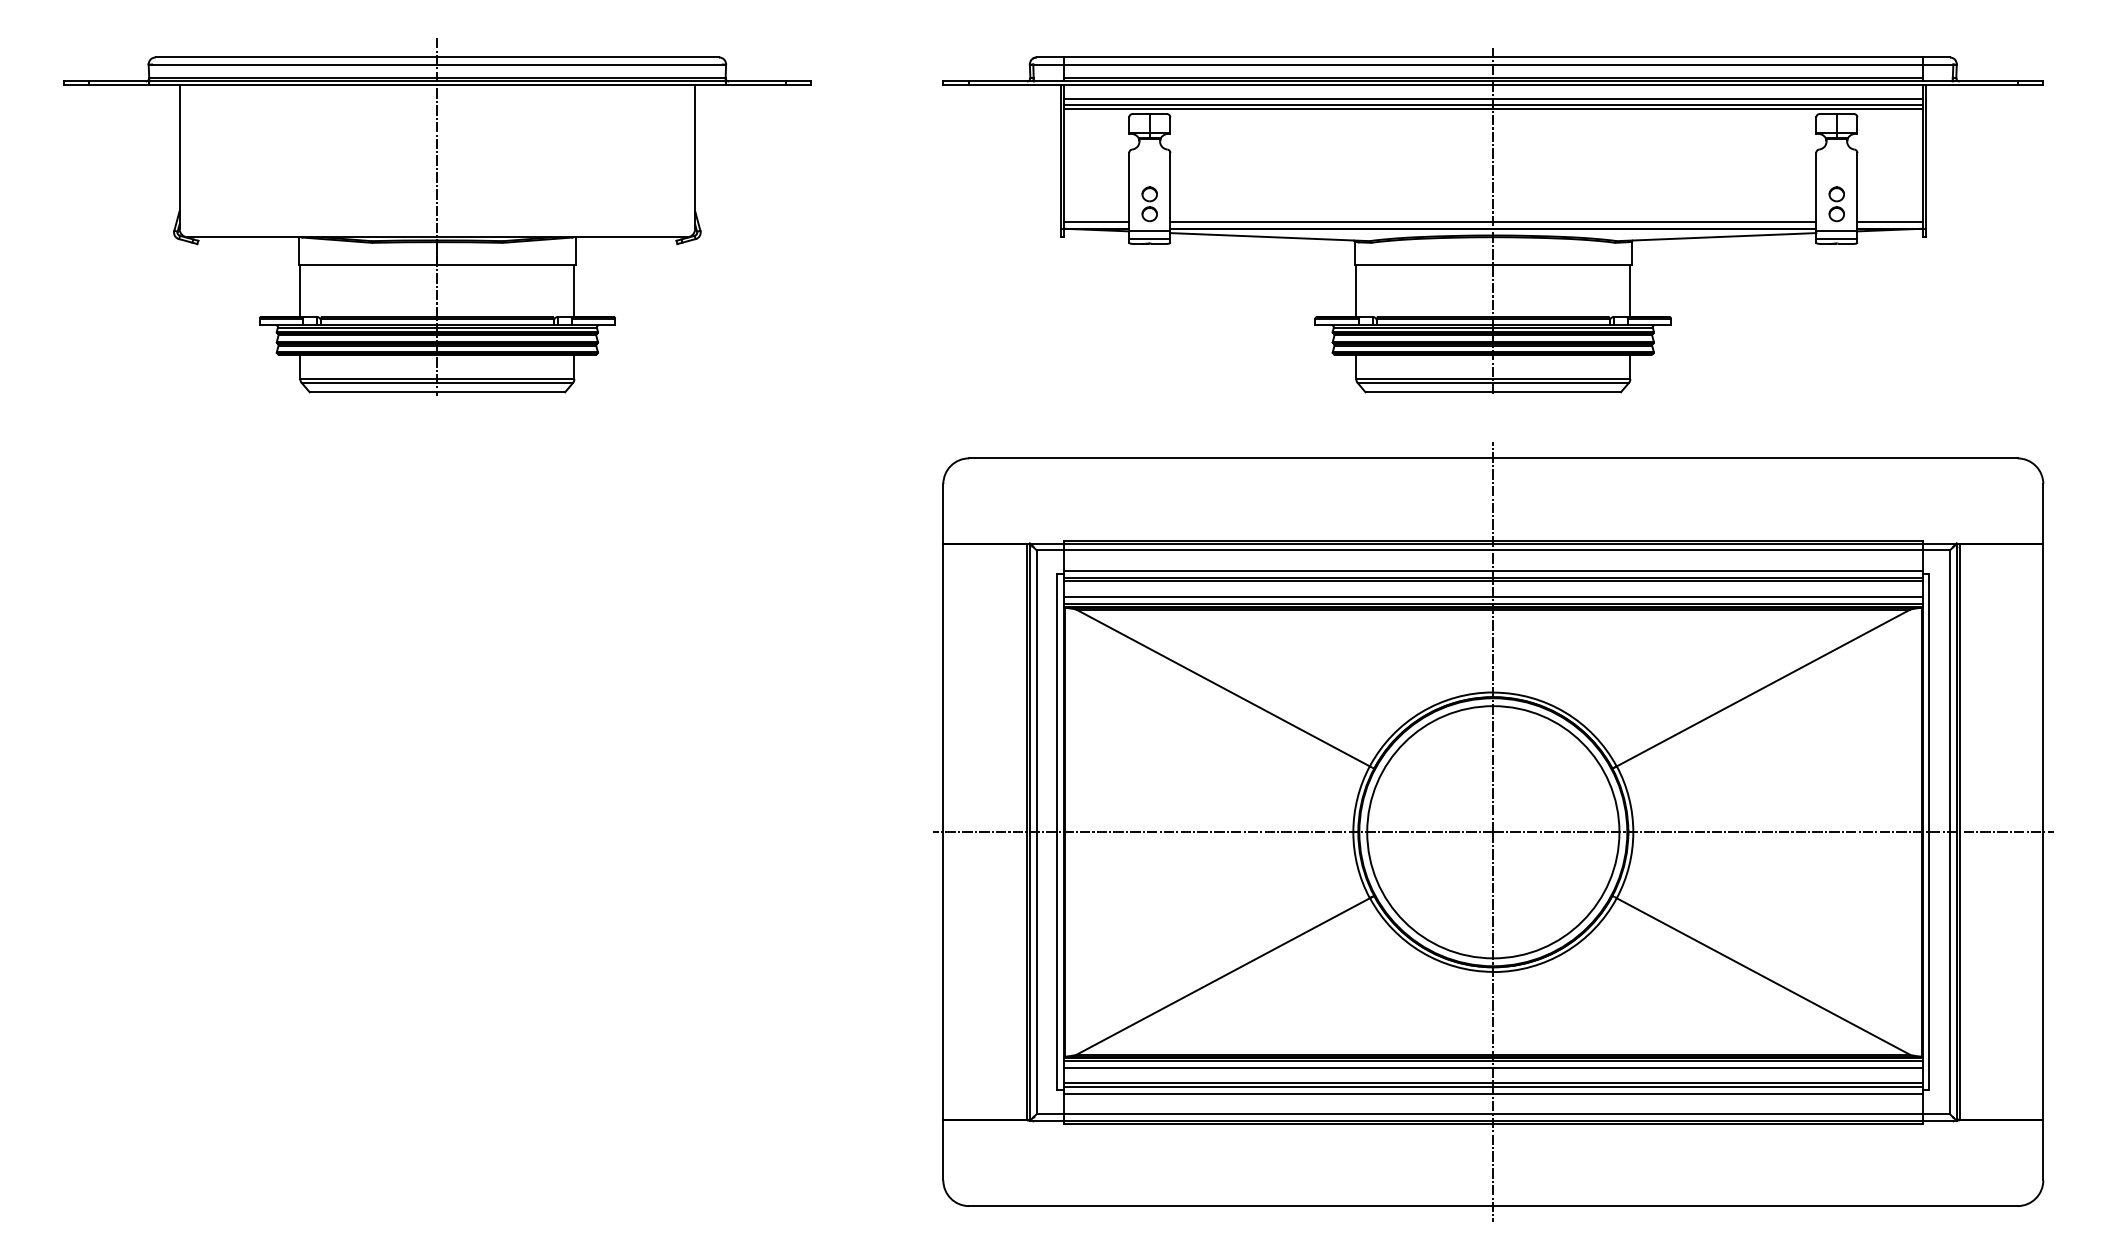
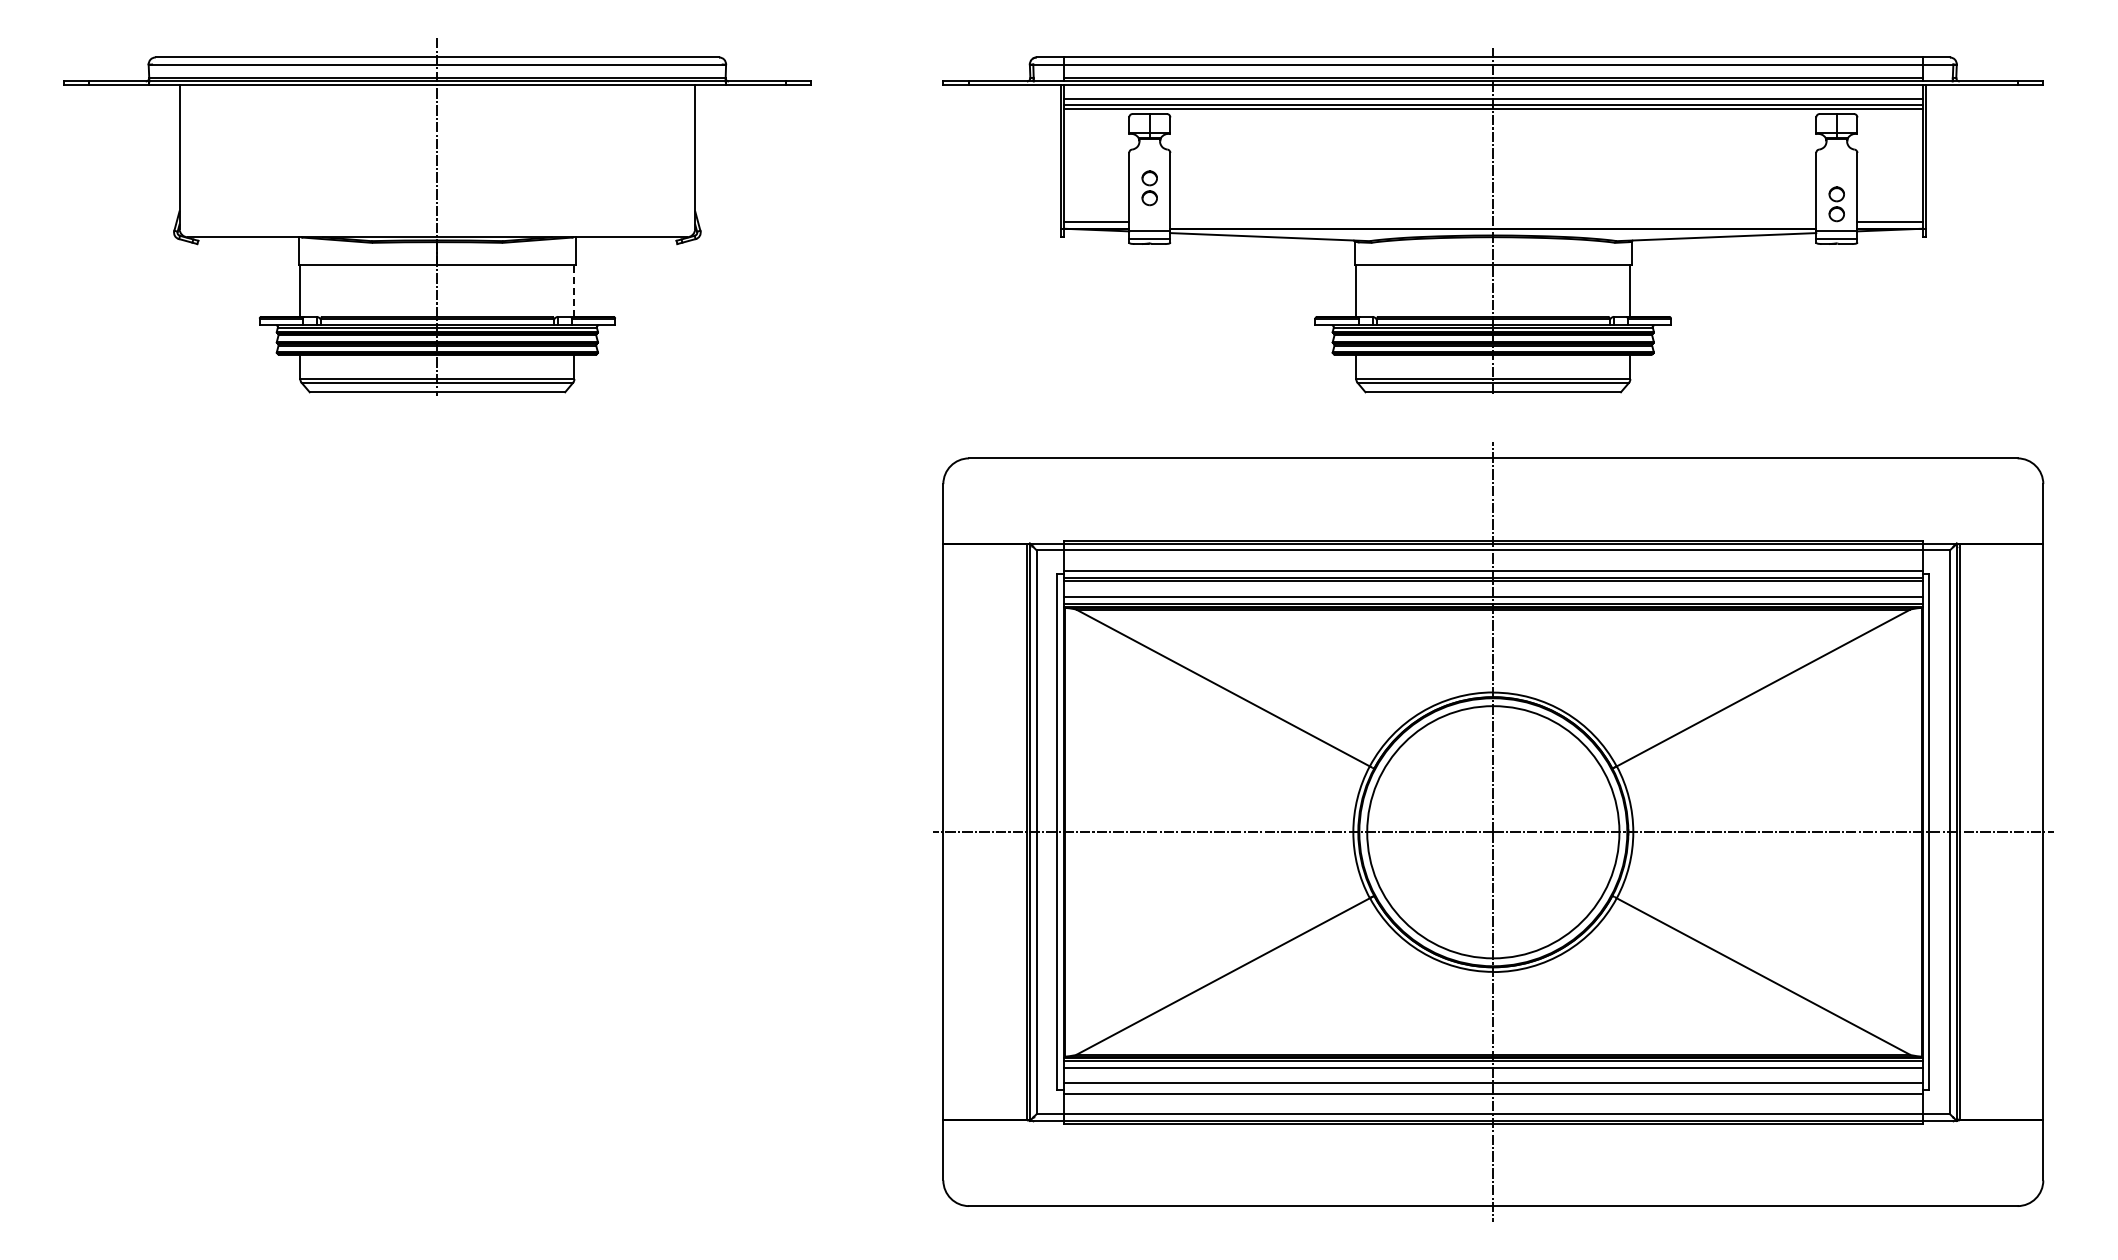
part position: (1149, 204) -> (1149, 188) (1149, 188)
line: present -> none (1493, 221)
line: solid -> dashed (574, 291)
line: present -> none (1493, 1086)
